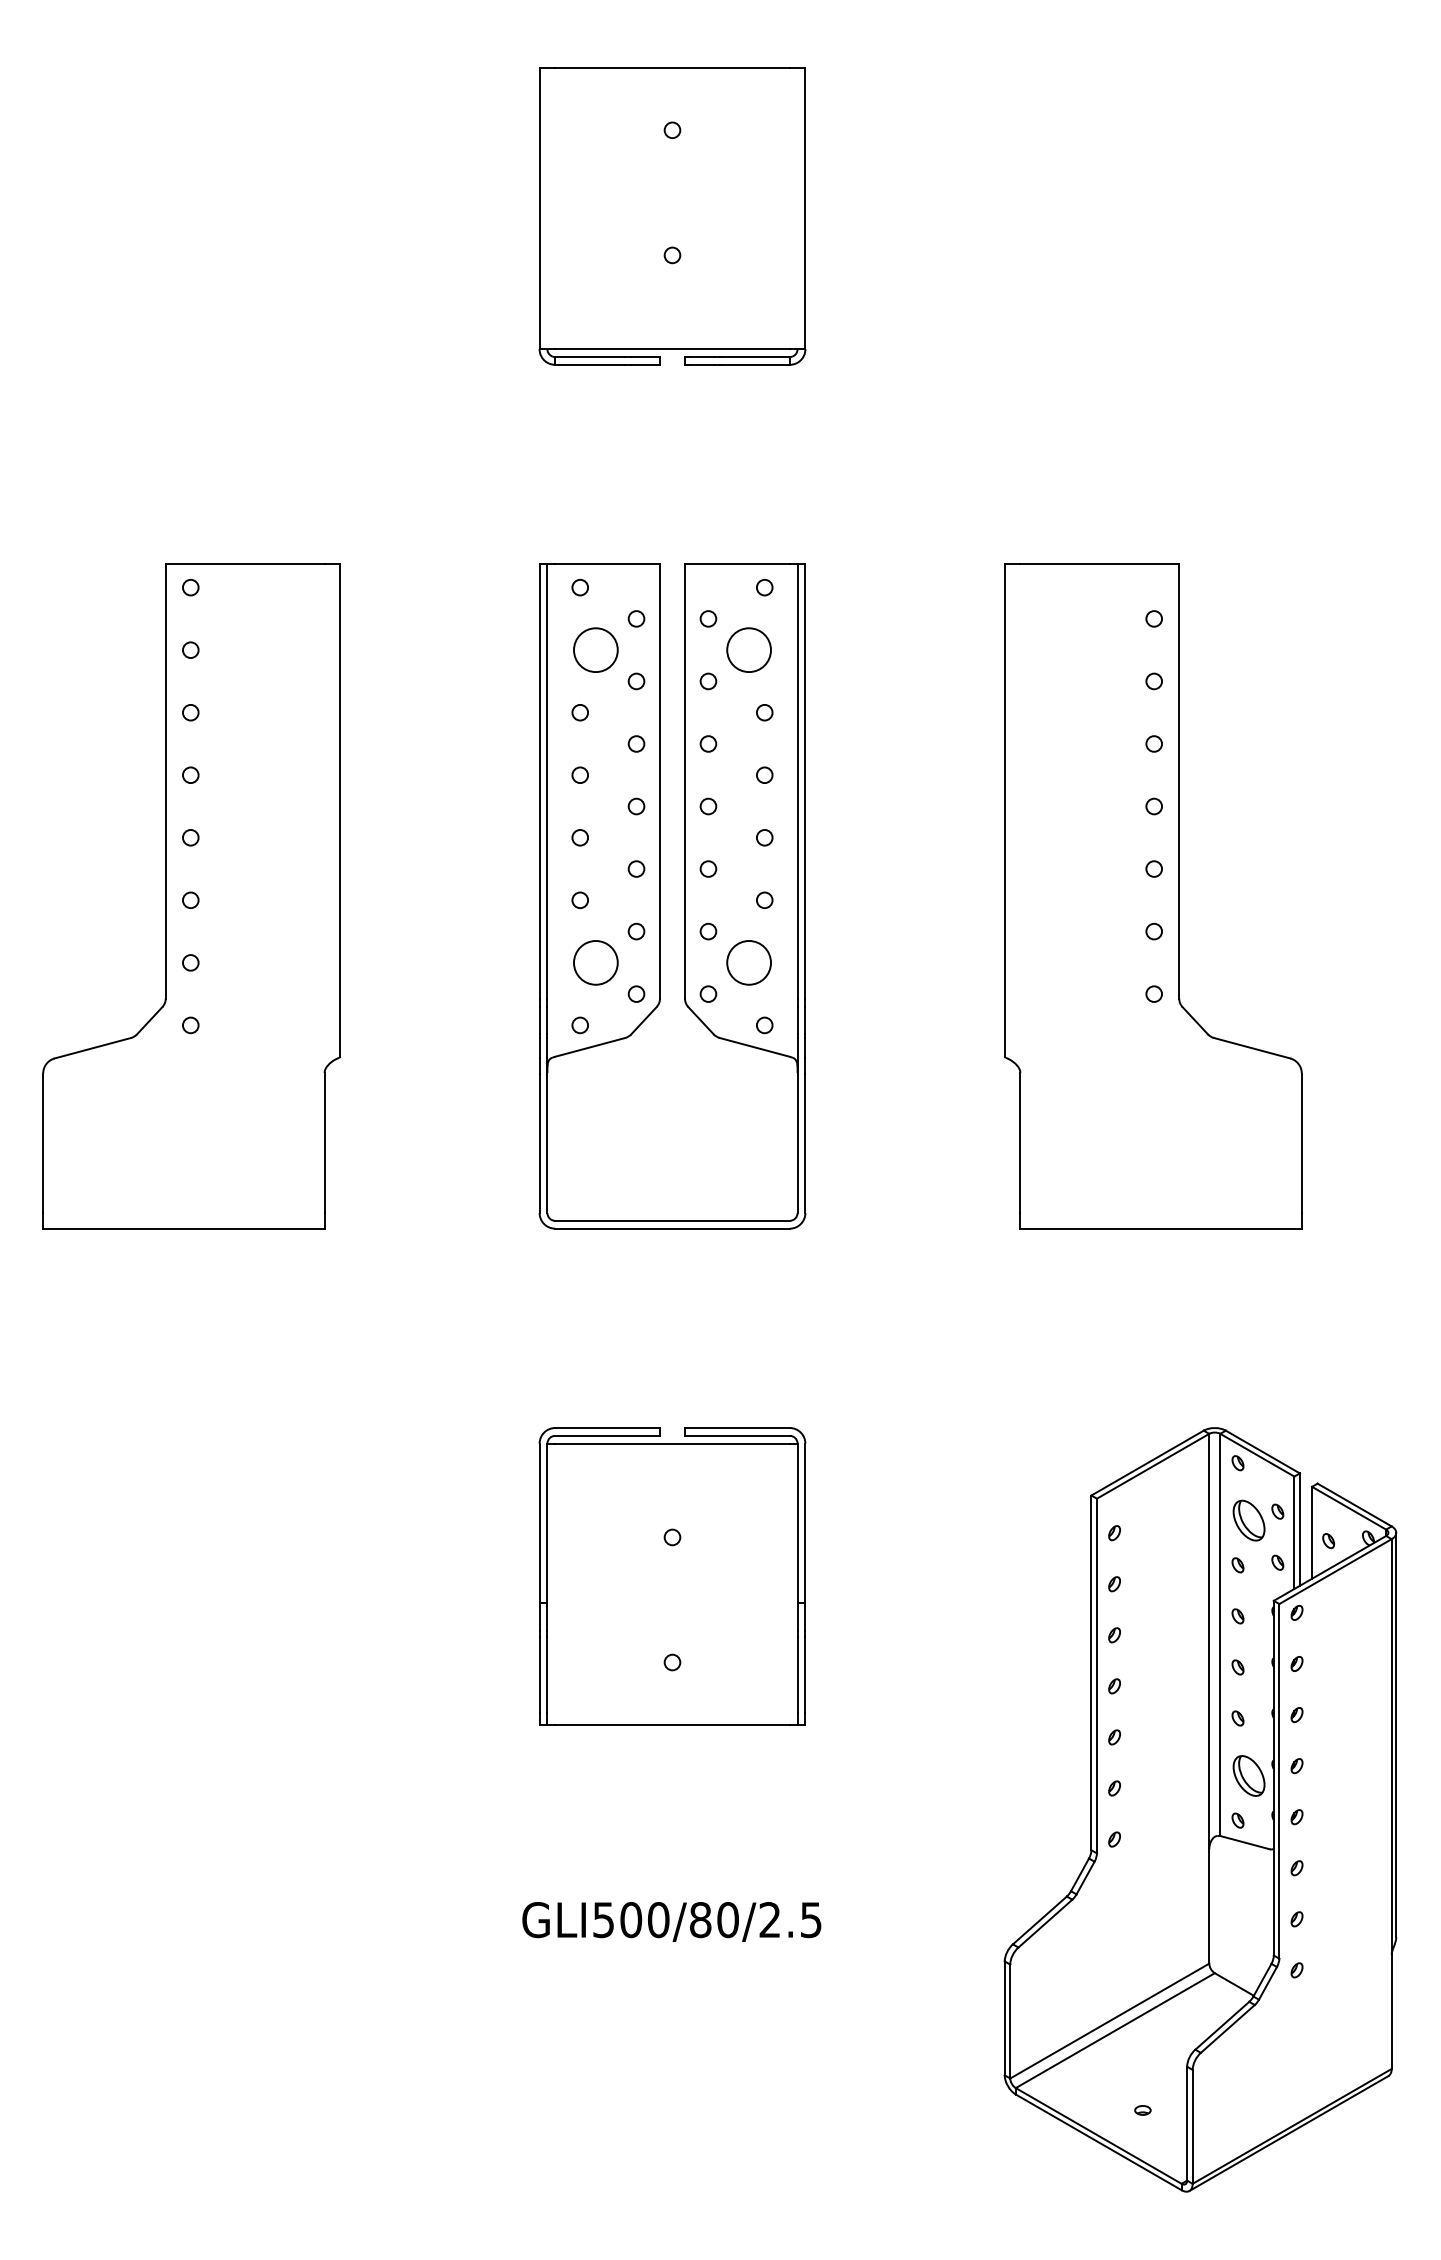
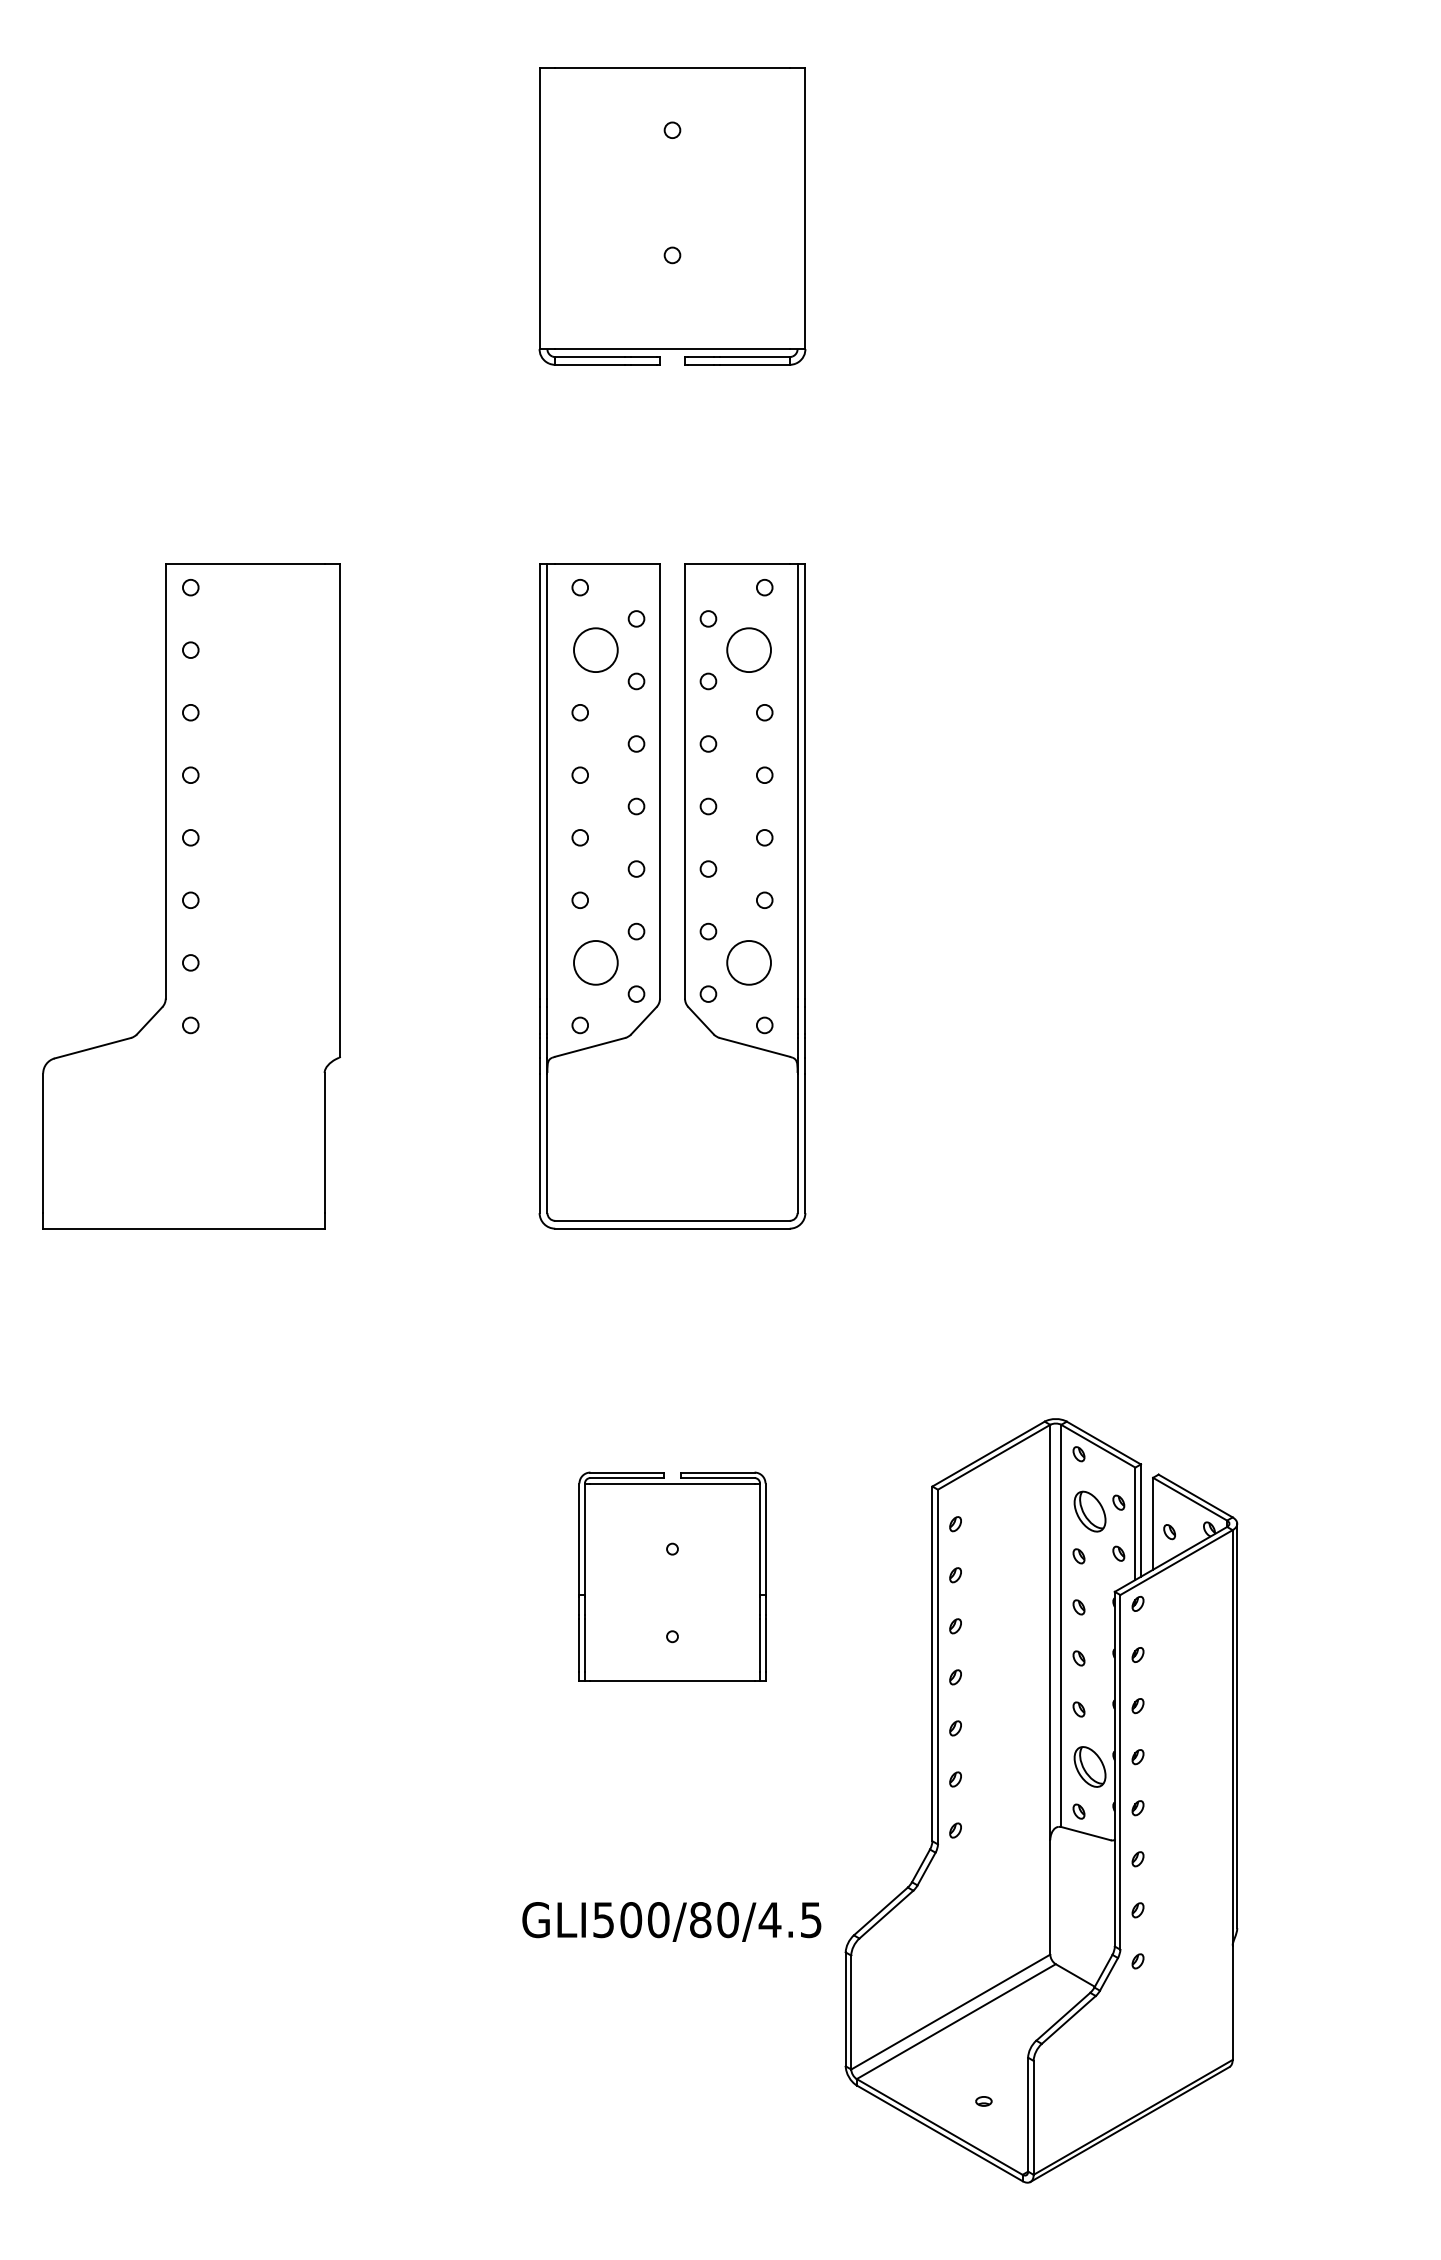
part: present -> none (1153, 896)
part size: 269x299 px -> 189x211 px (672, 1576)
part position: (1200, 1809) -> (1041, 1800) (1041, 1800)
text: GLI500/80/2.5 -> GLI500/80/4.5 (769, 1919)
